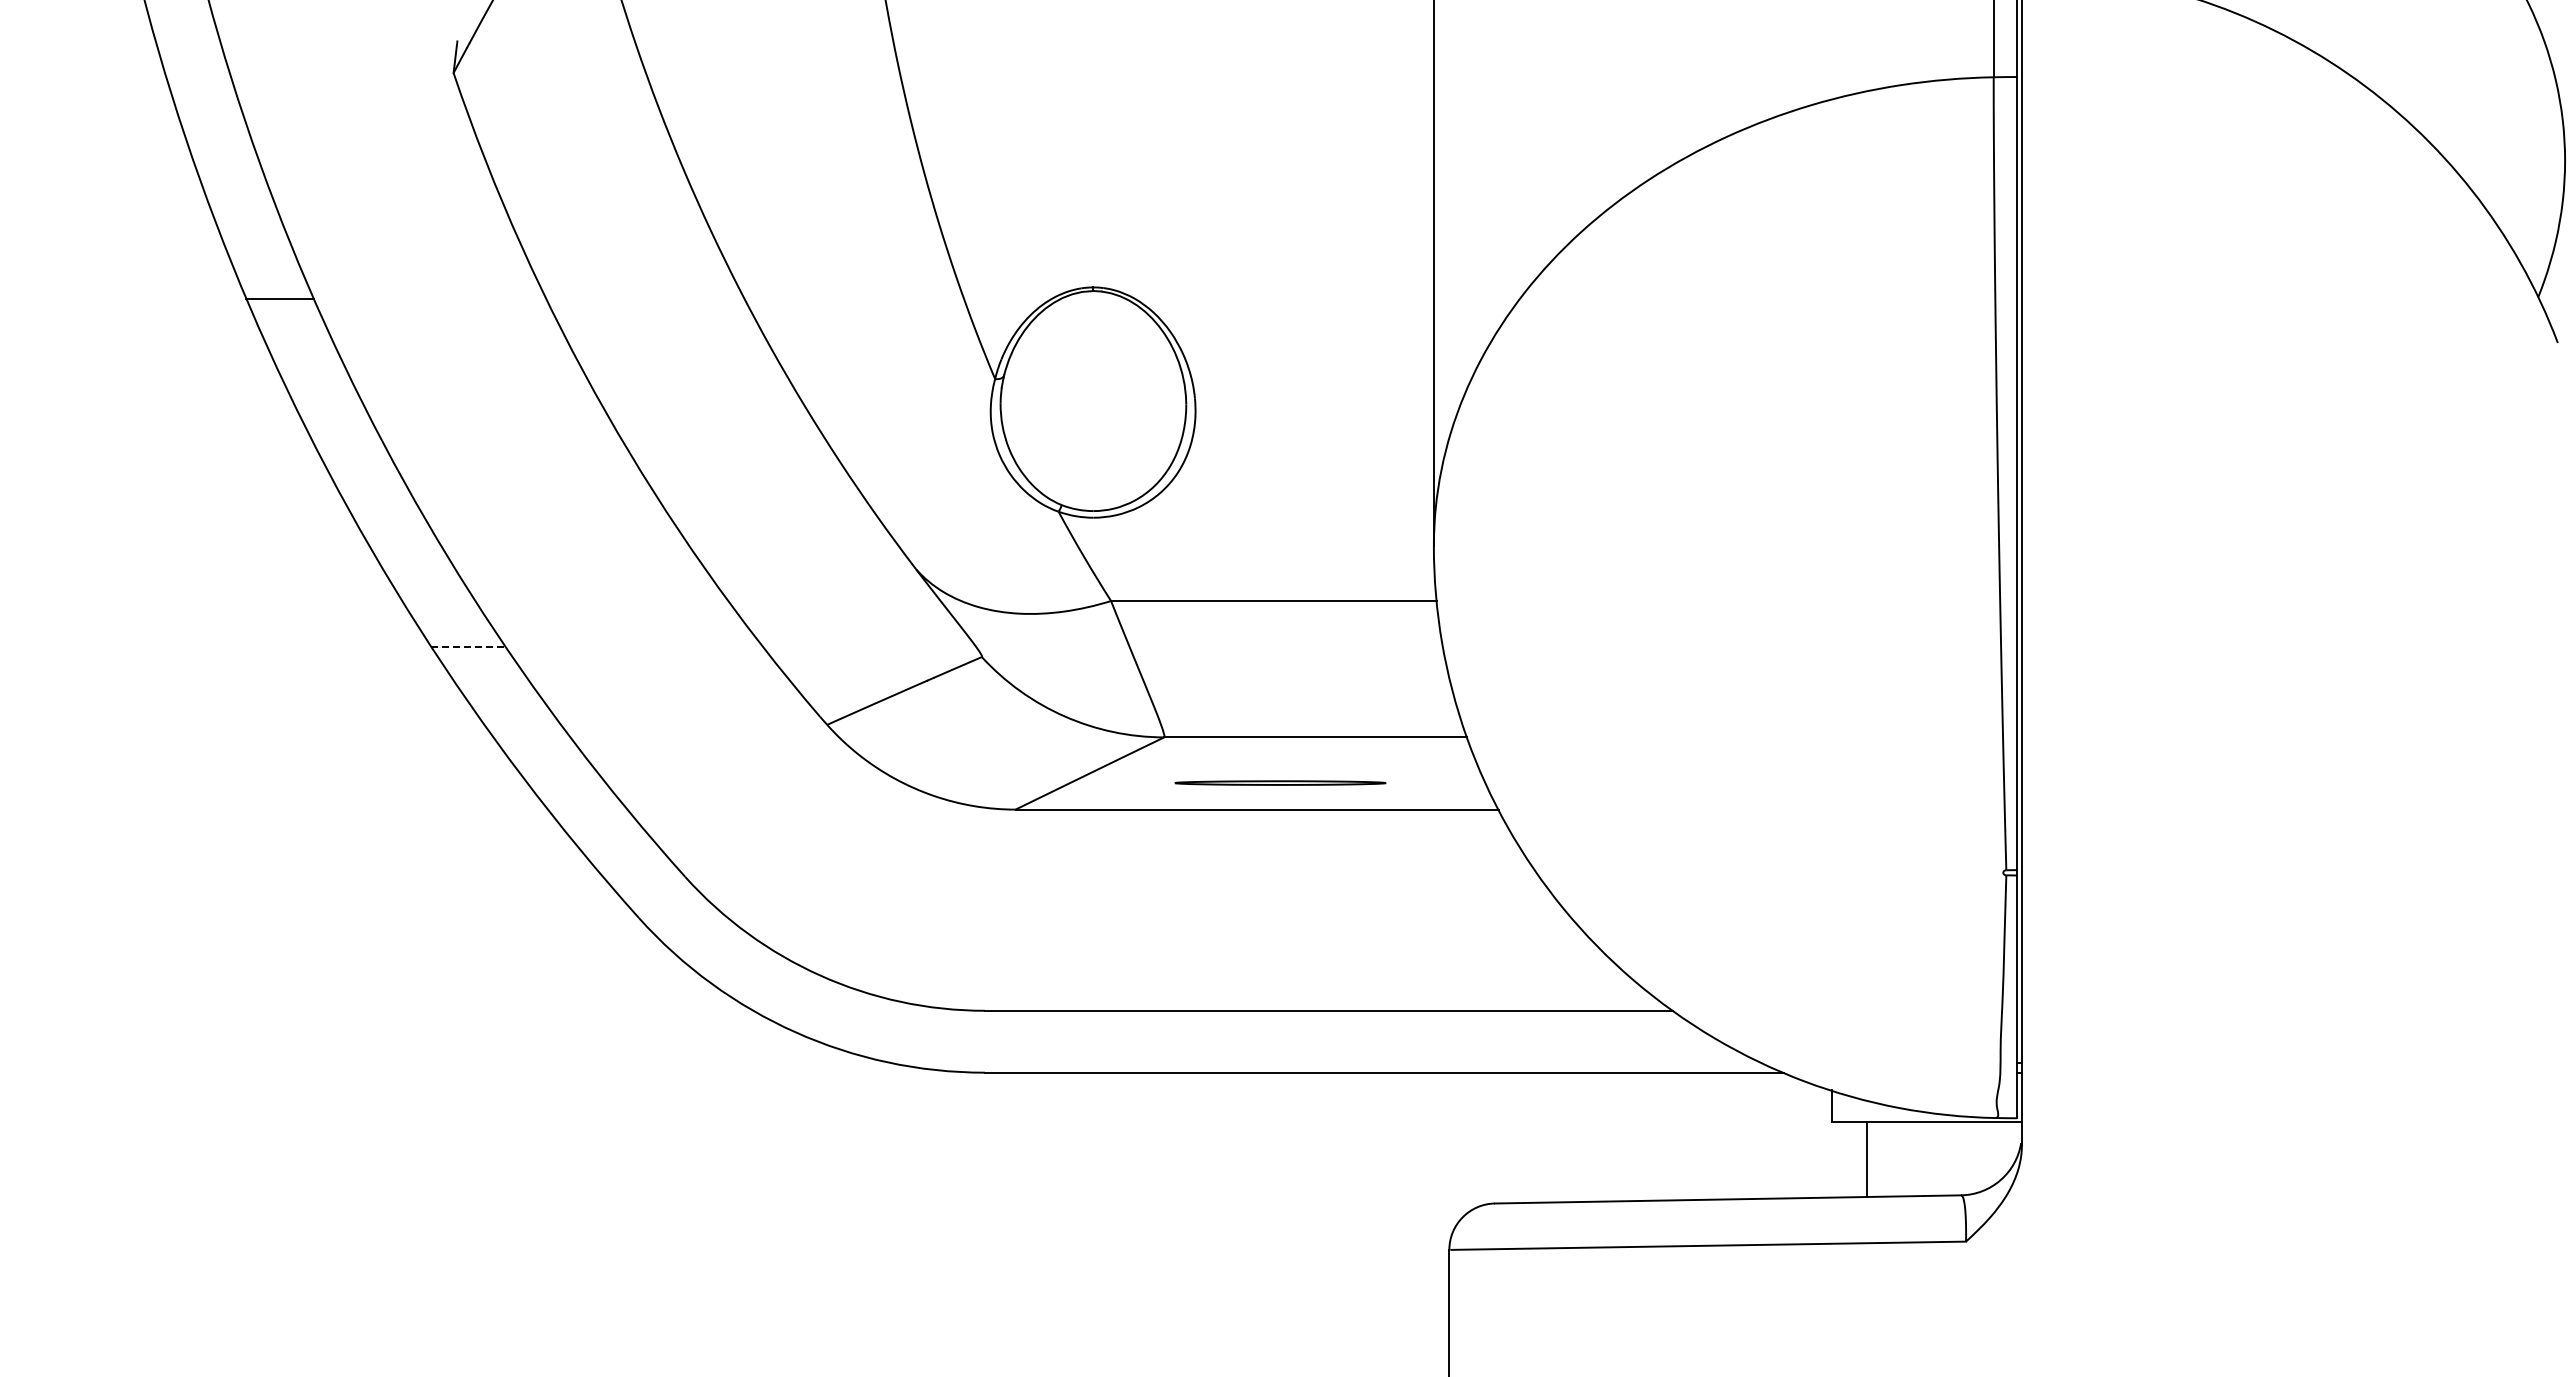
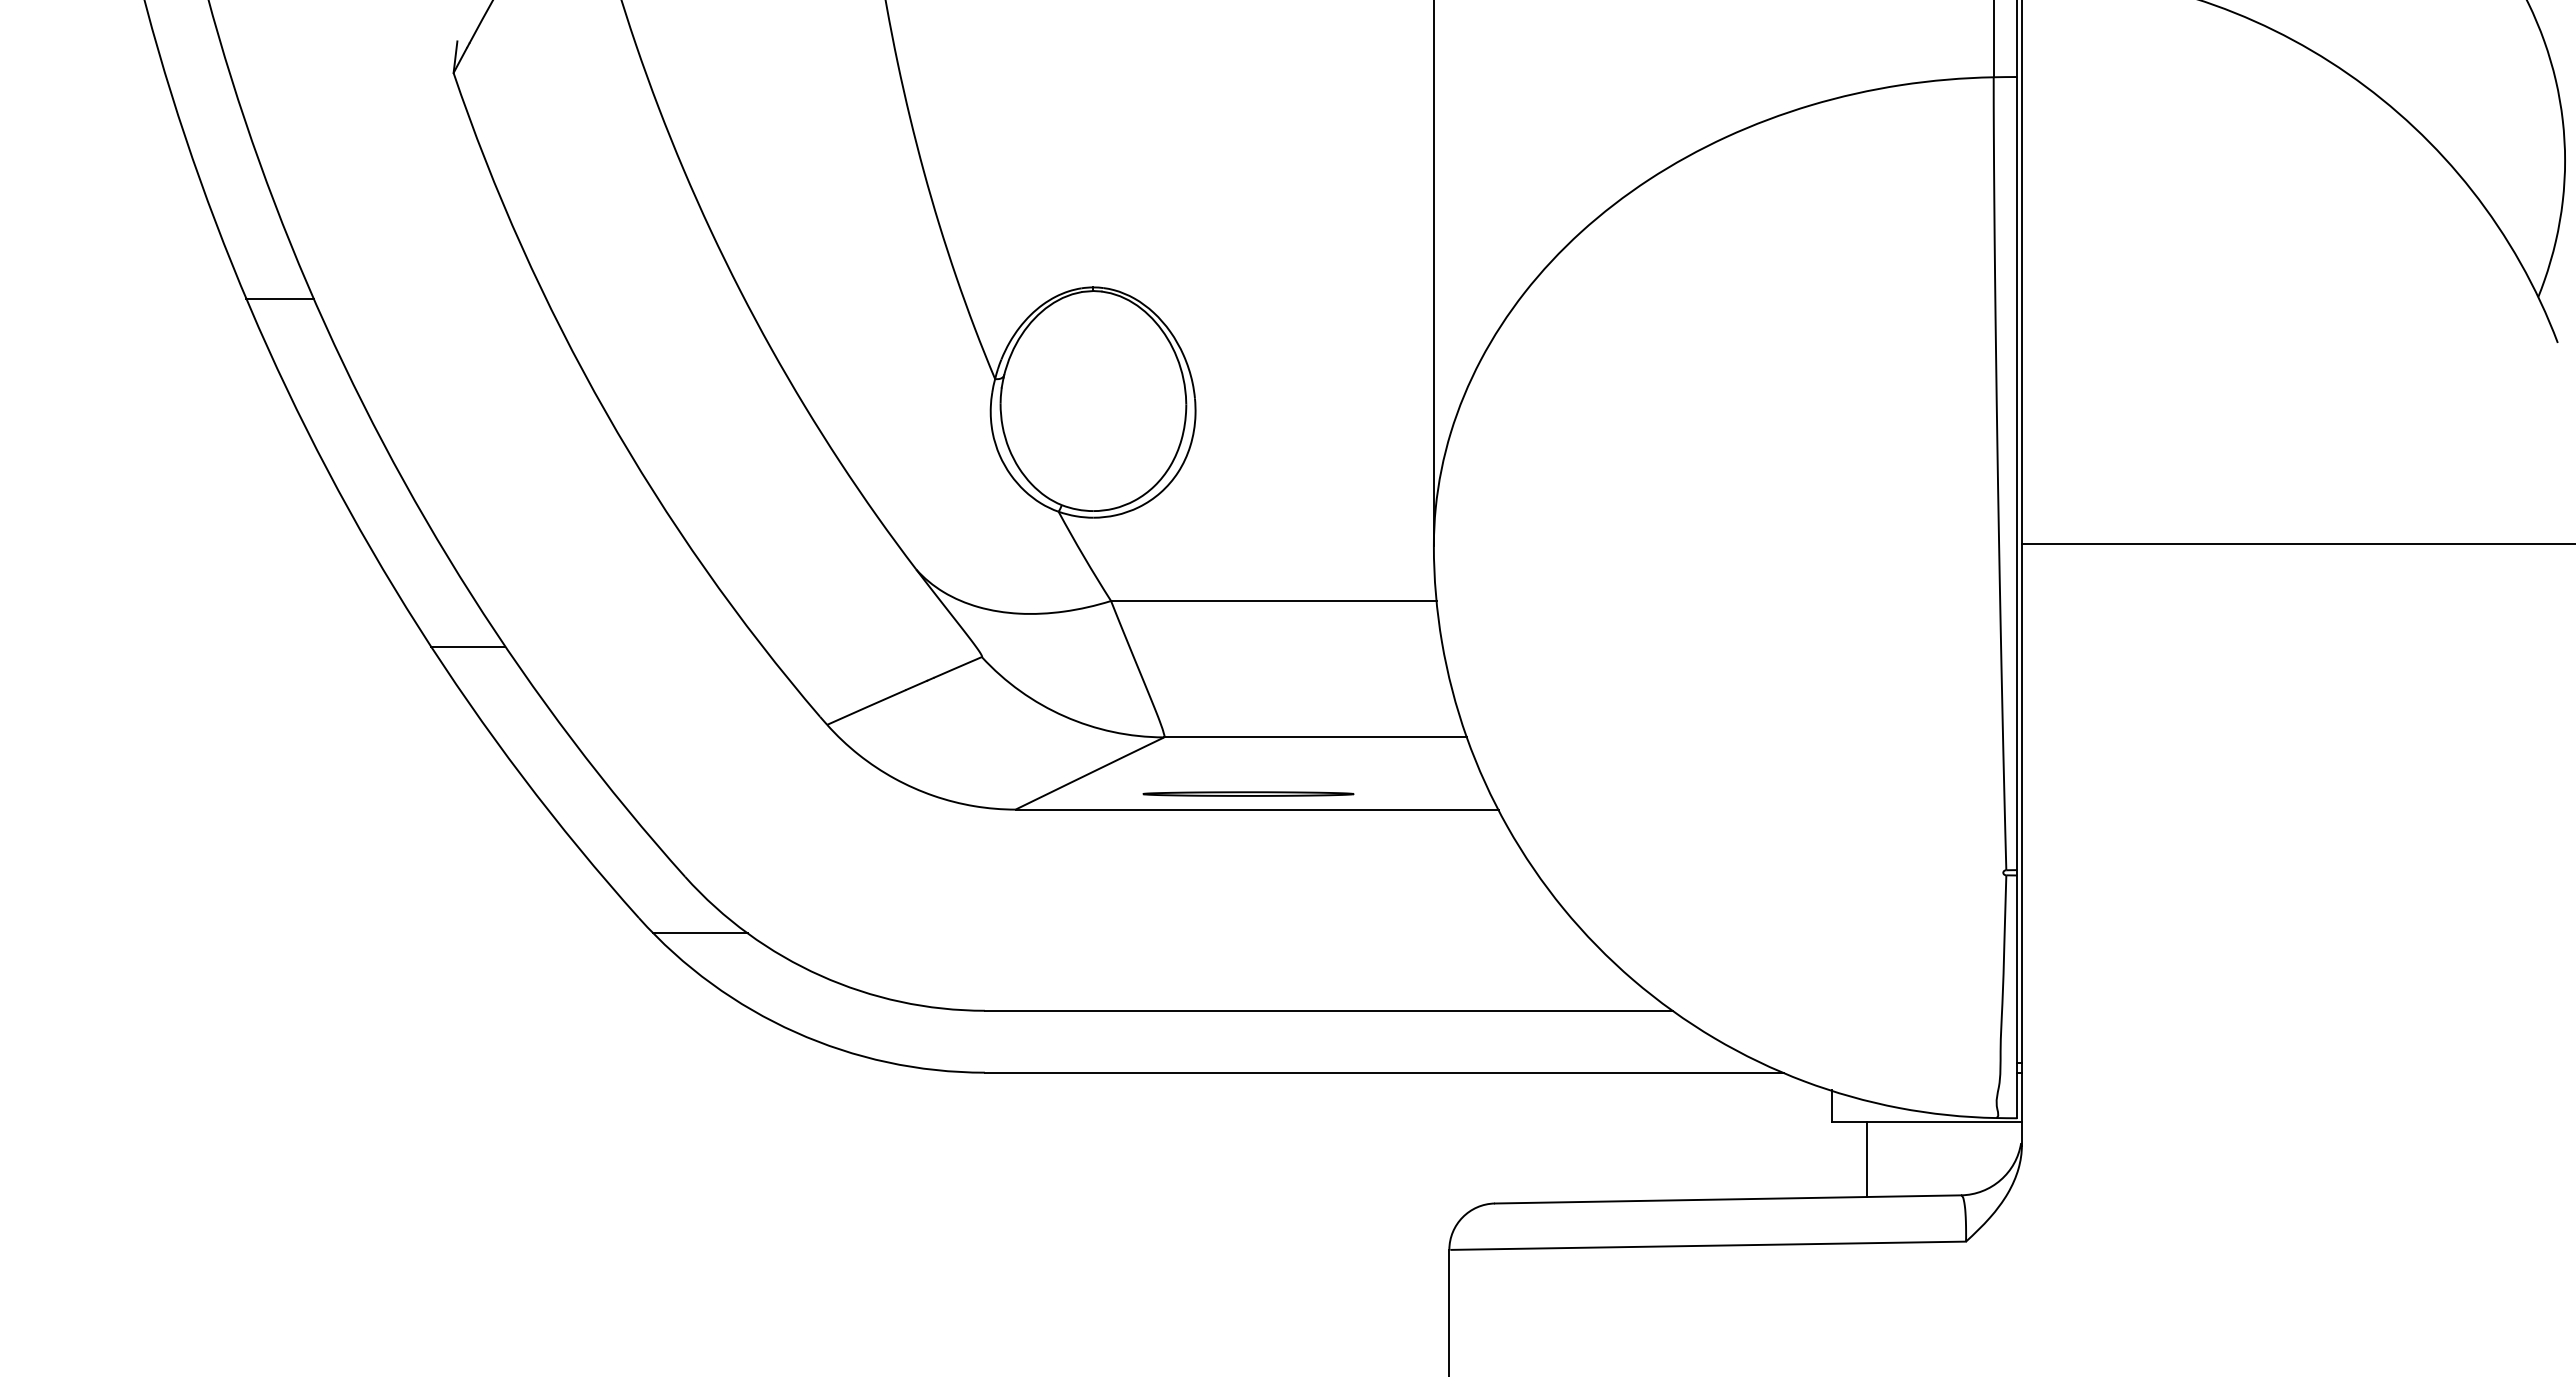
line: none -> present (2296, 544)
line: dashed -> solid (468, 646)
part position: (1280, 782) -> (1248, 793) (1248, 793)
line: none -> present (700, 933)
